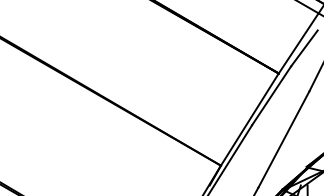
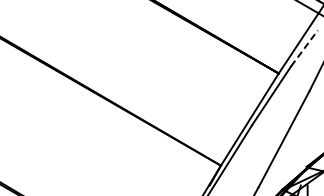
line: solid -> dashed (304, 48)
